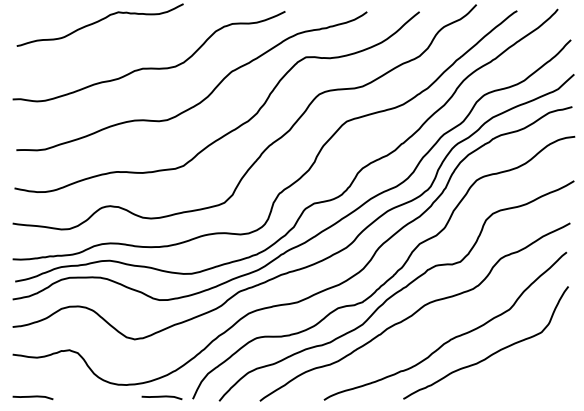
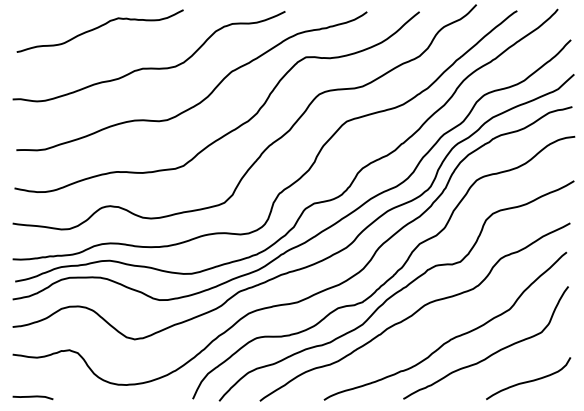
curve position: (98, 22) -> (98, 28) (98, 28)
curve: none -> present (528, 380)
curve: present -> none (161, 397)
